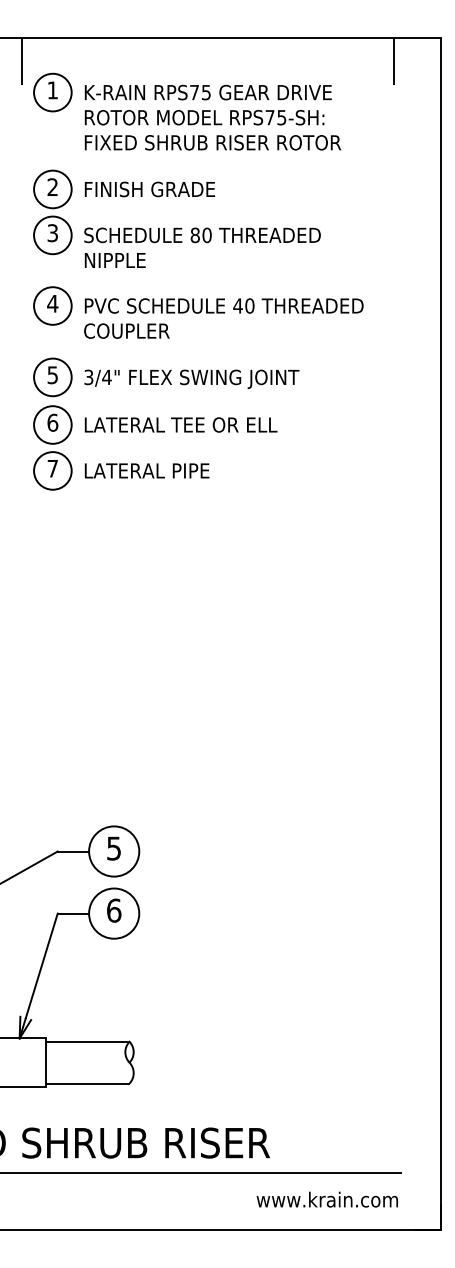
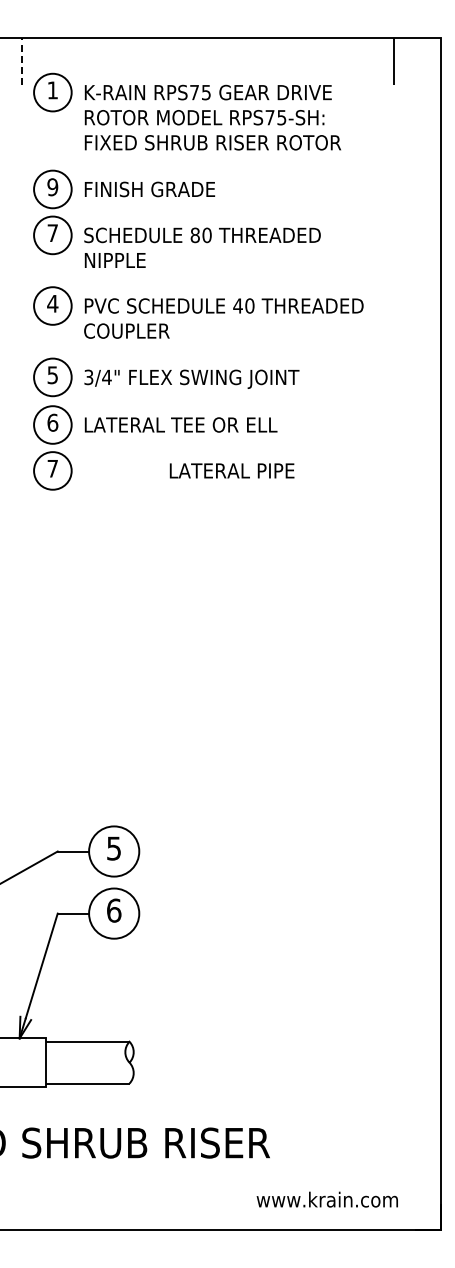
line: solid -> dashed (21, 61)
text: 2 -> 9 (52, 187)
text: 3 -> 7 (52, 233)
text position: (146, 470) -> (231, 470) (231, 470)
line: present -> none (201, 1172)
